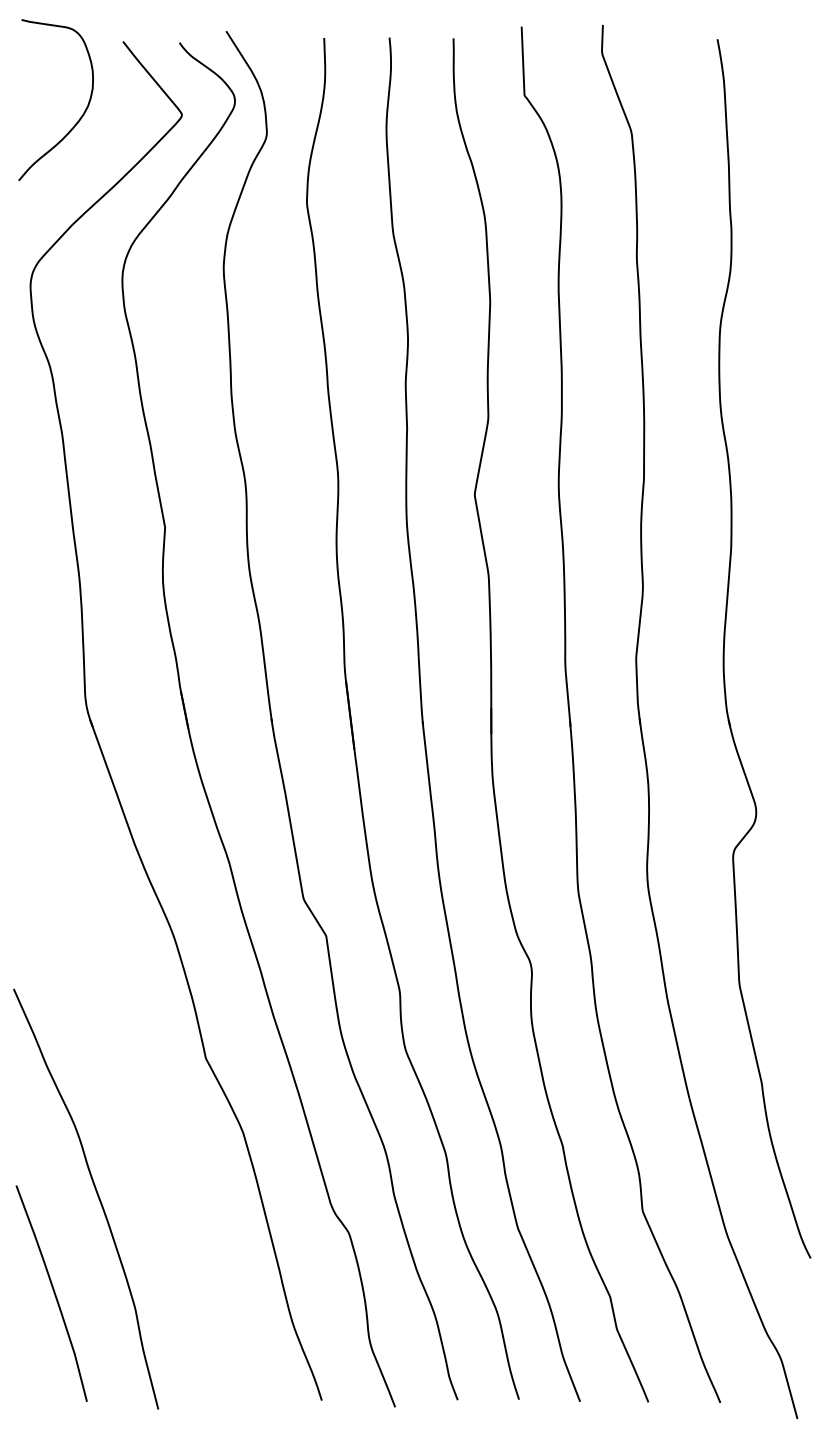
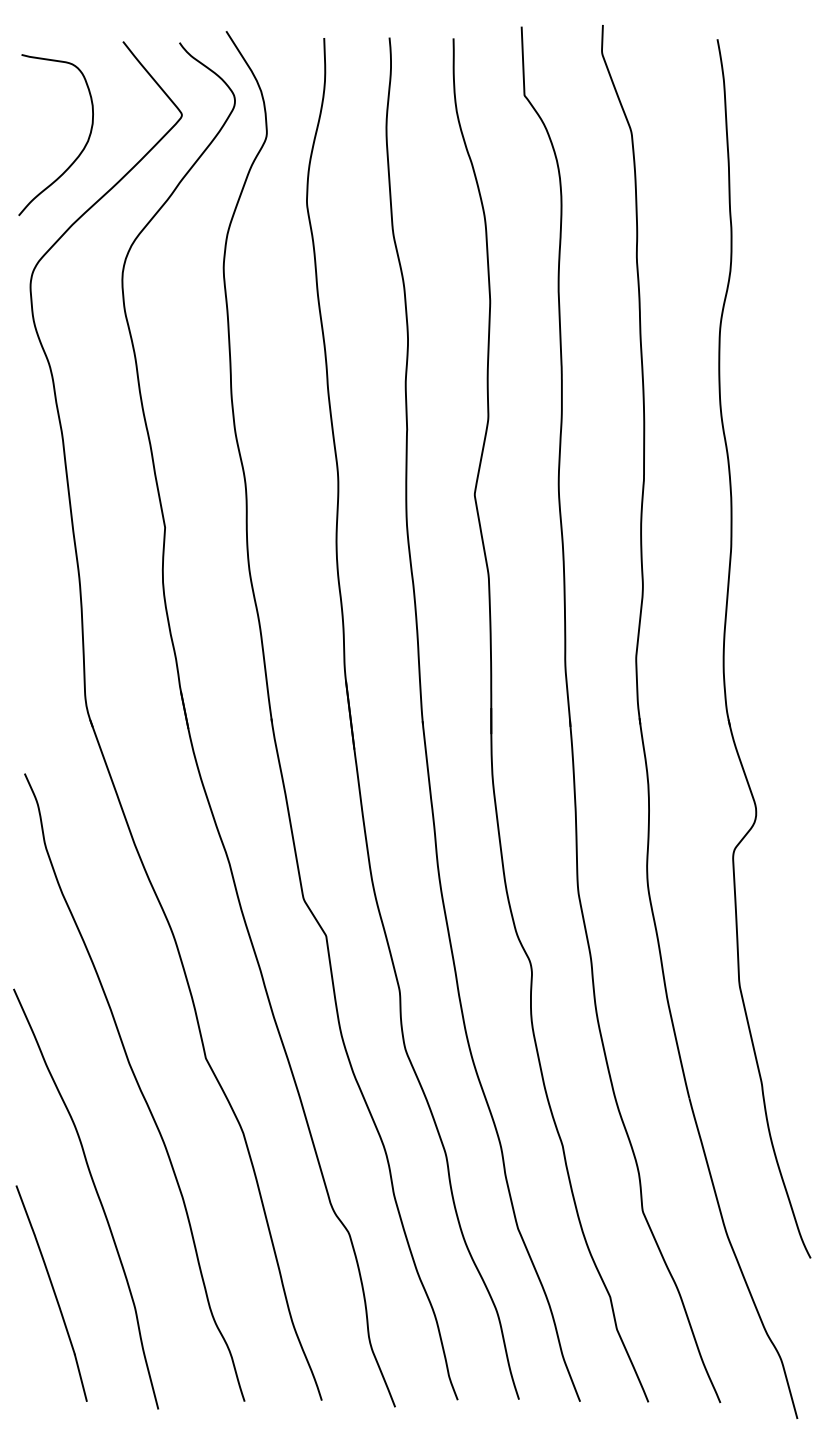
curve position: (78, 119) -> (78, 154) (78, 154)
curve: none -> present (137, 1085)
